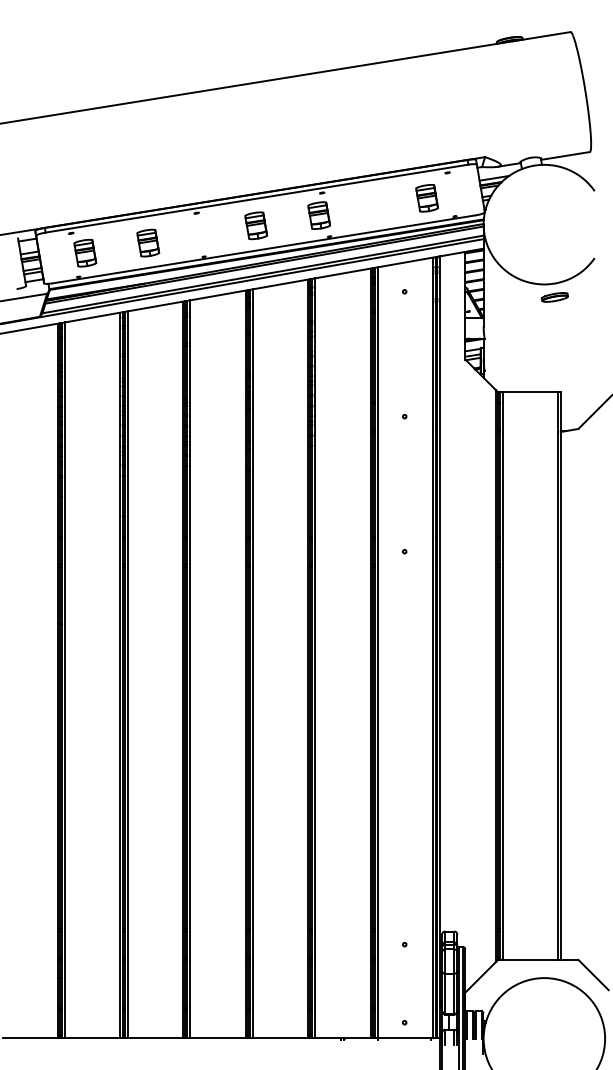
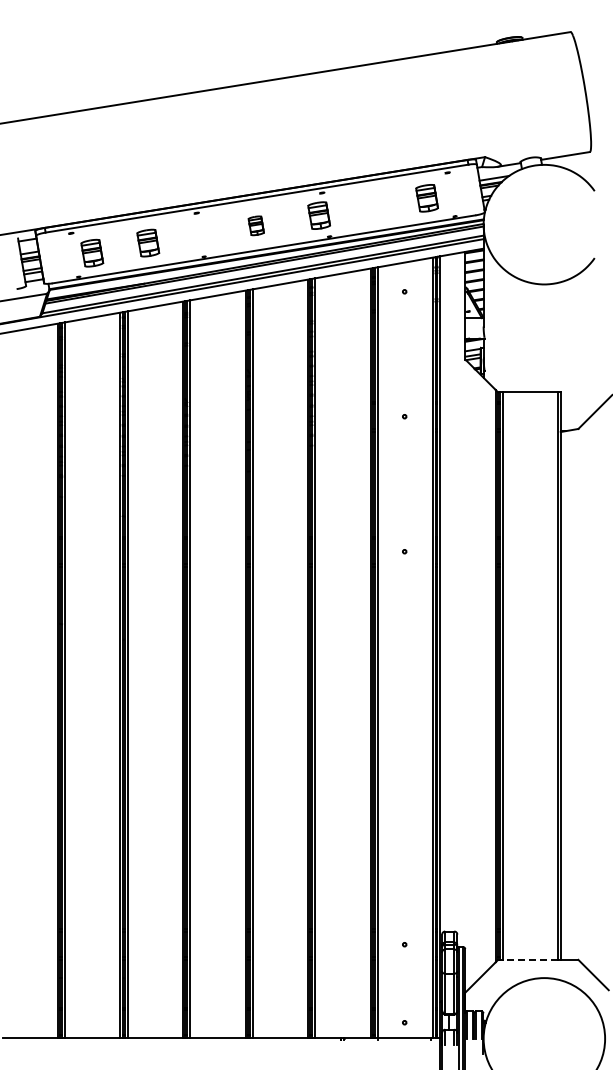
part size: 25x30 px -> 18x22 px (255, 225)
part position: (85, 252) -> (92, 252) (92, 252)
part: present -> none (554, 297)
line: solid -> dashed (530, 959)
